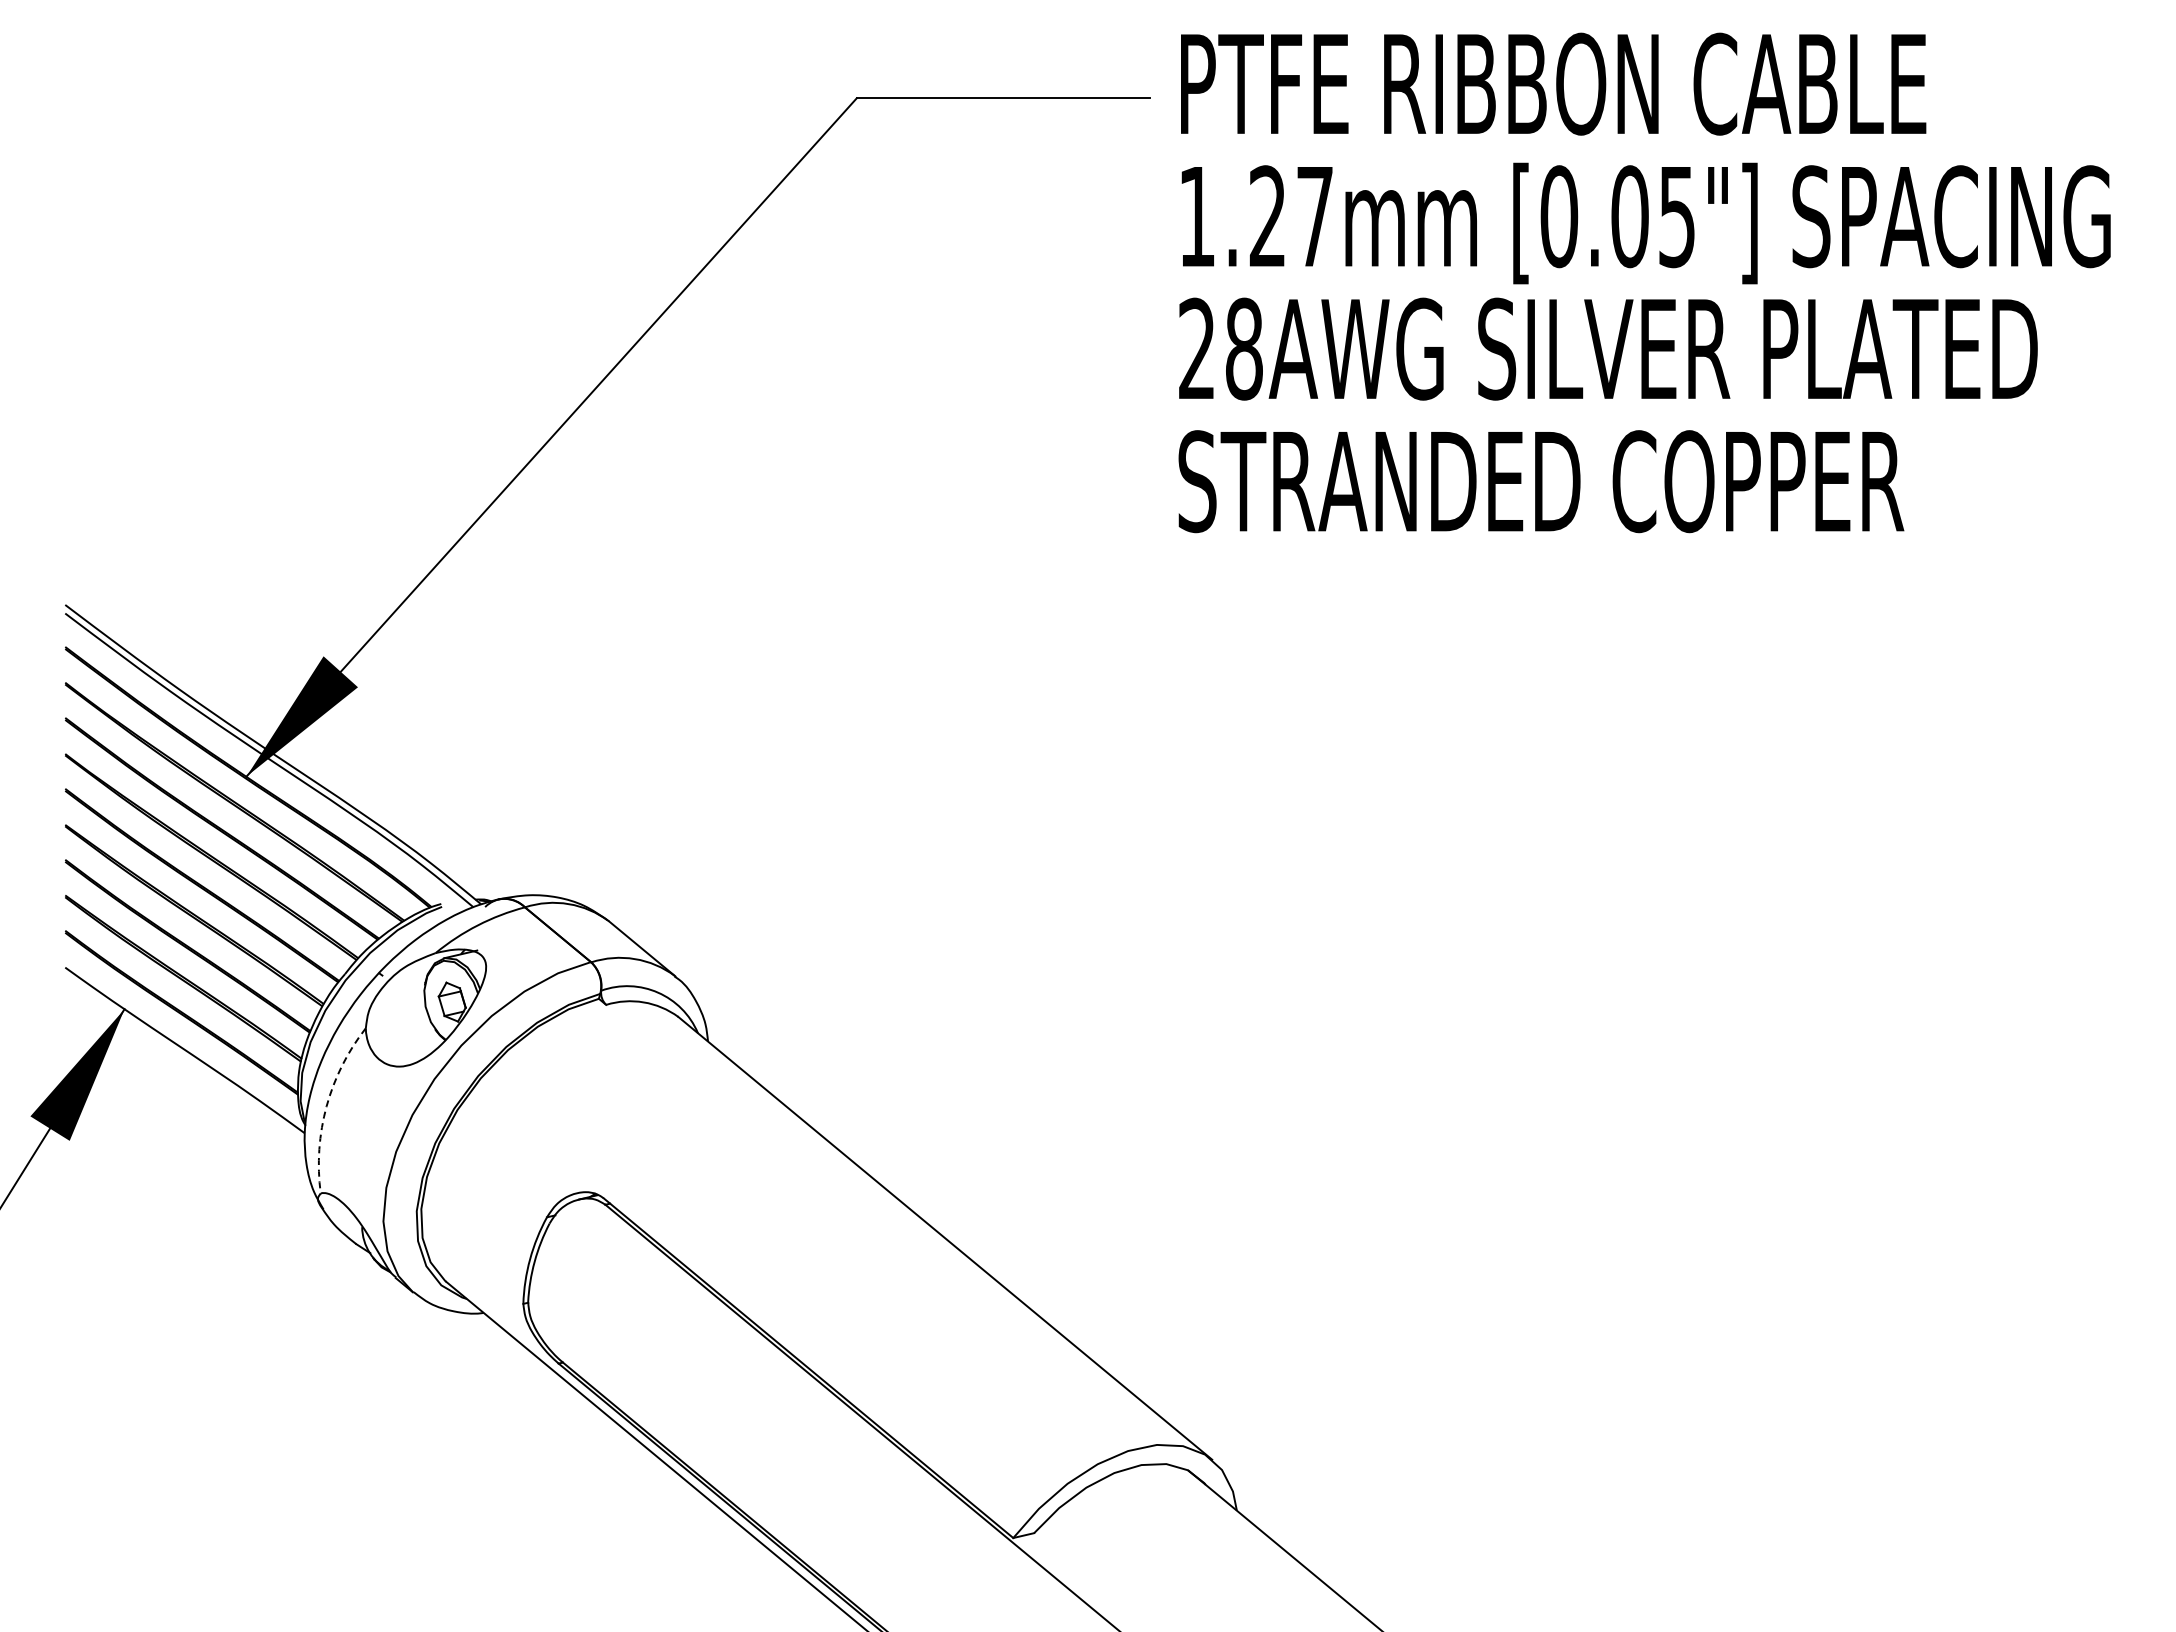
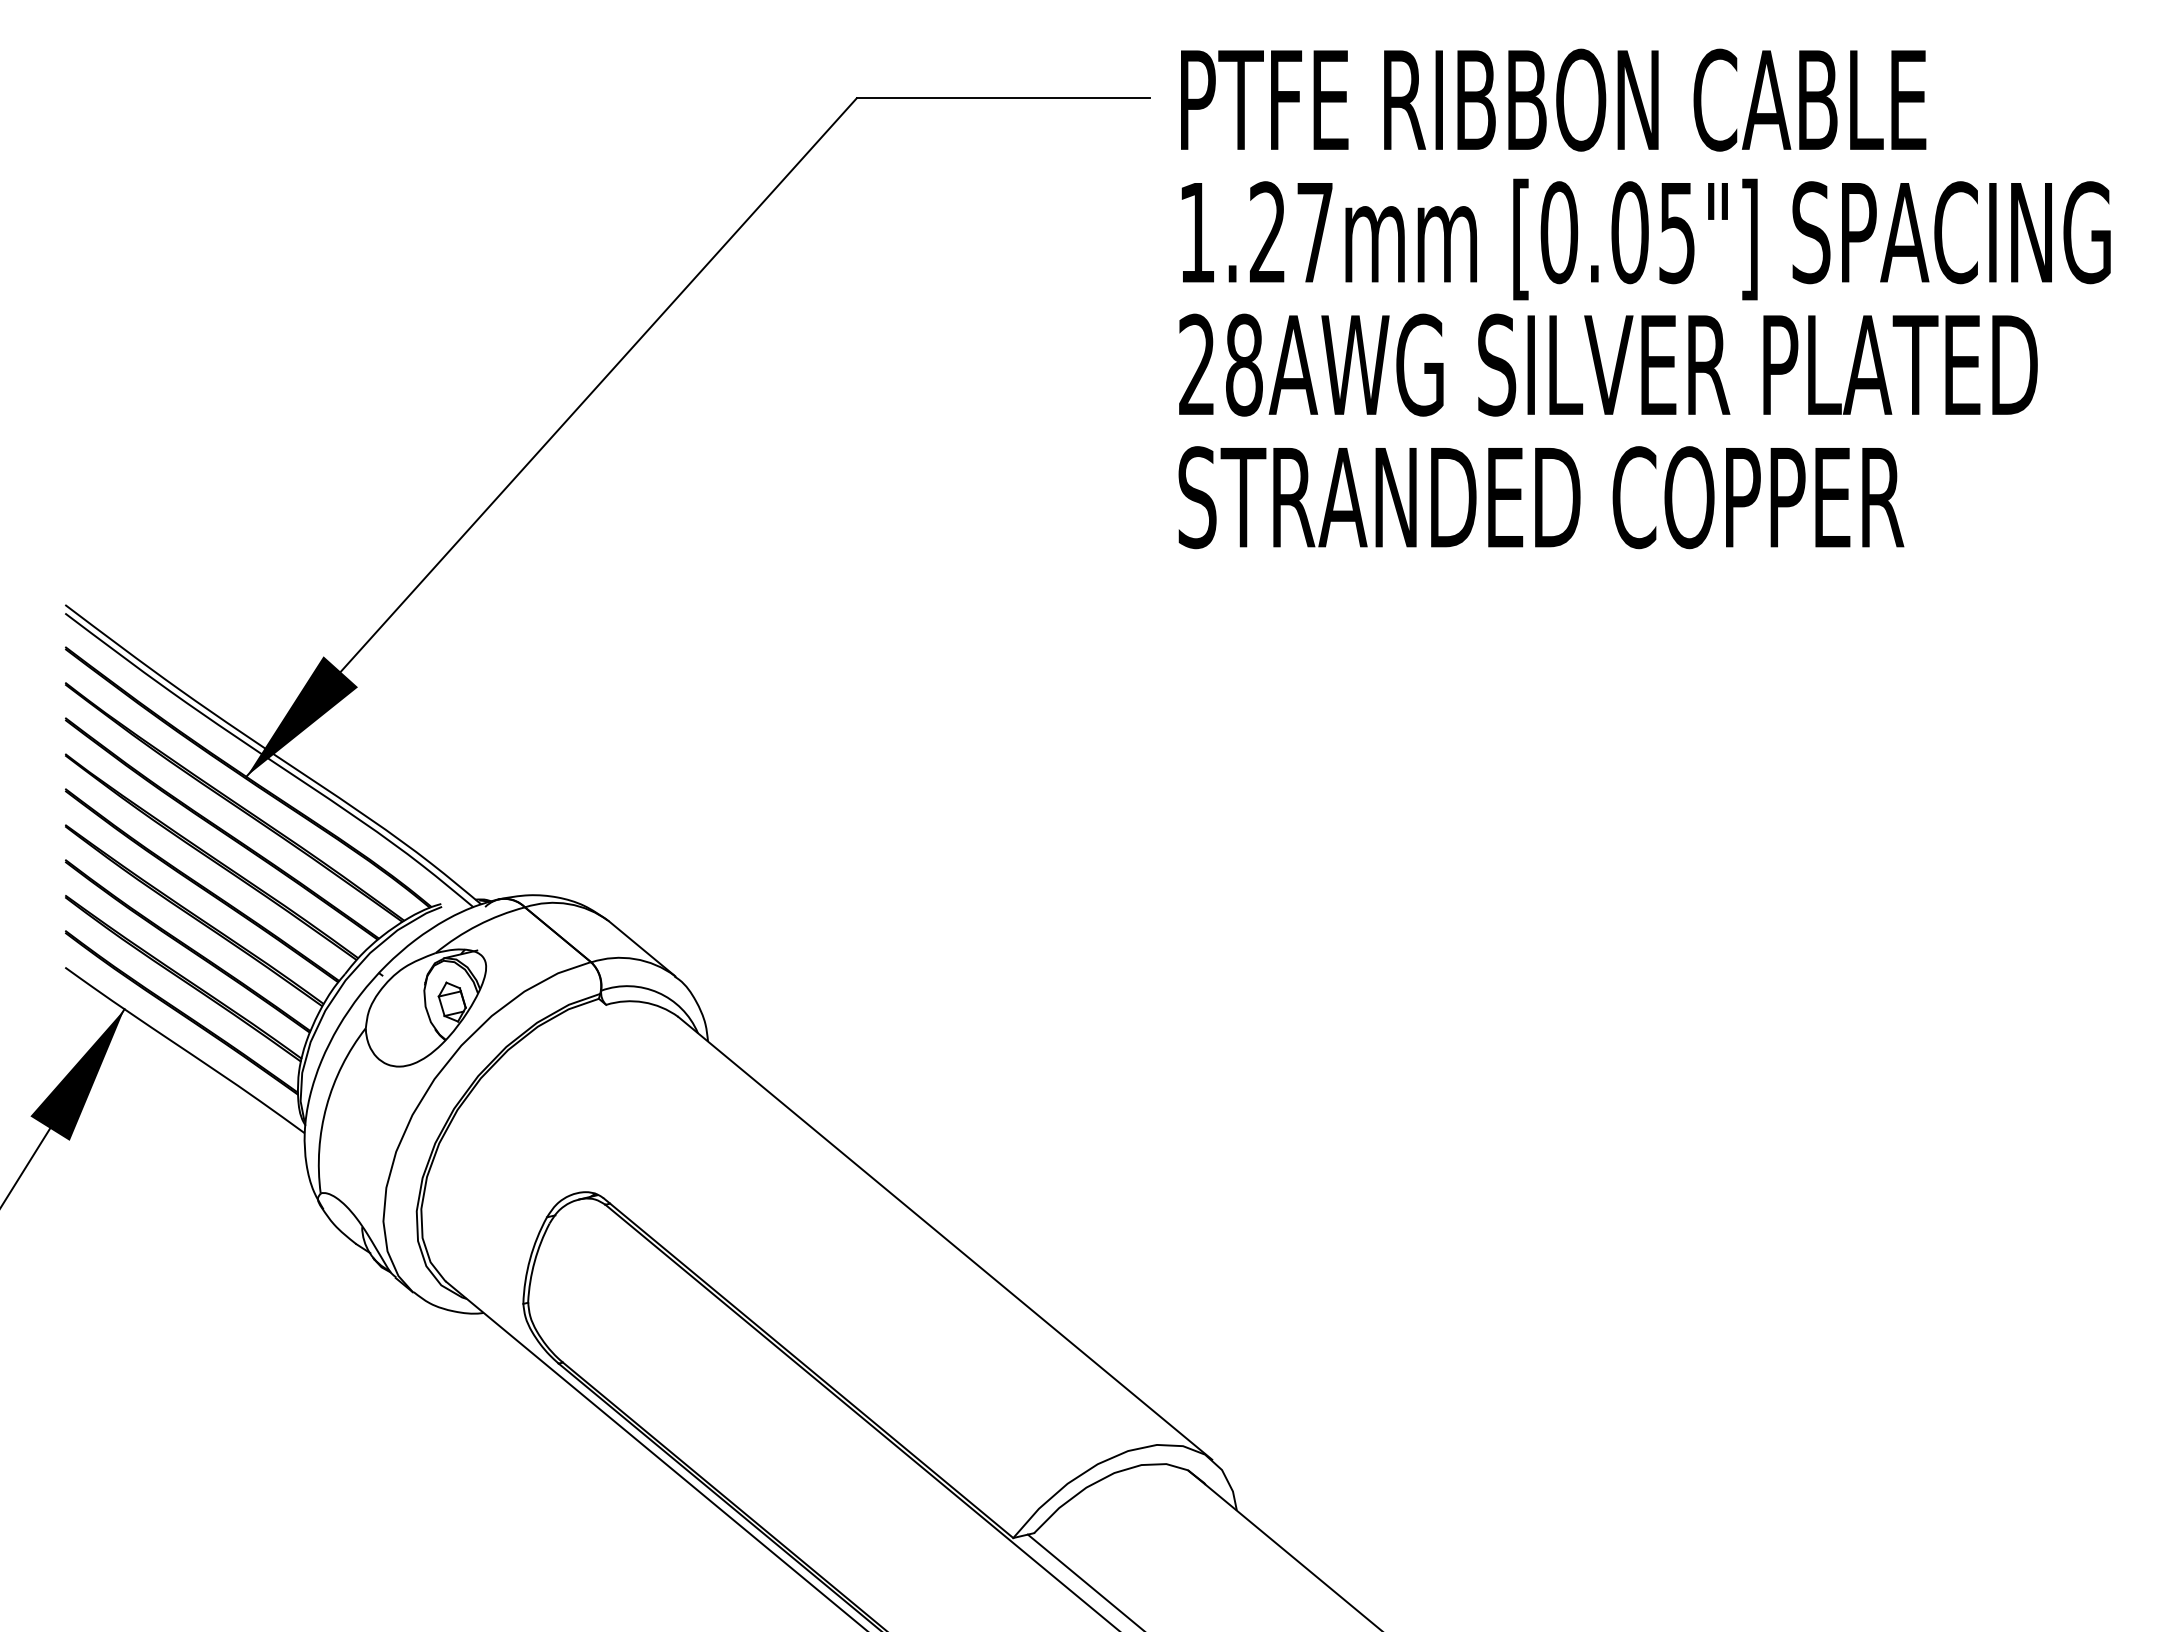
text position: (1644, 282) -> (1644, 298) (1644, 298)
arc: dashed -> solid (326, 1106)
line: none -> present (1084, 1581)
